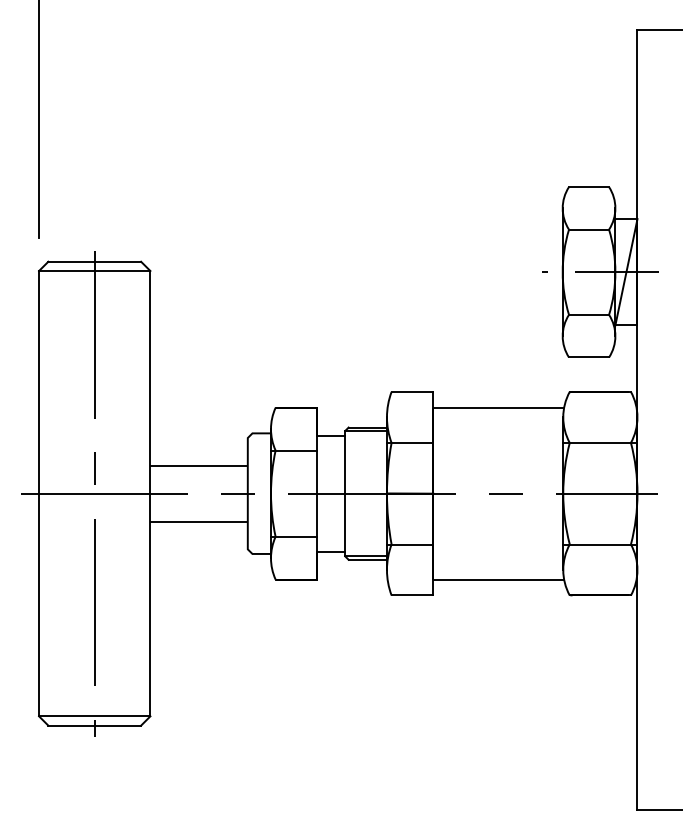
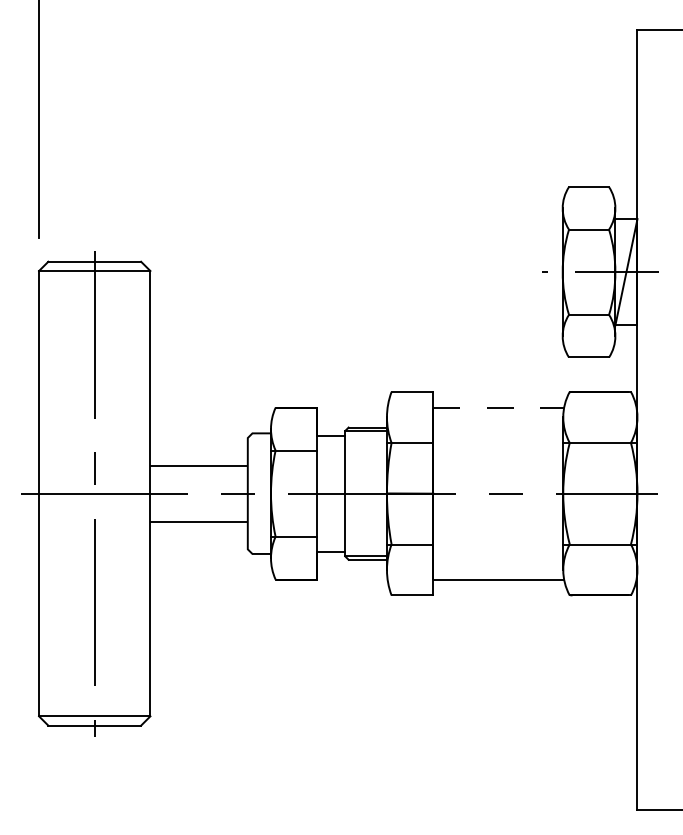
line: solid -> dashed (499, 407)
